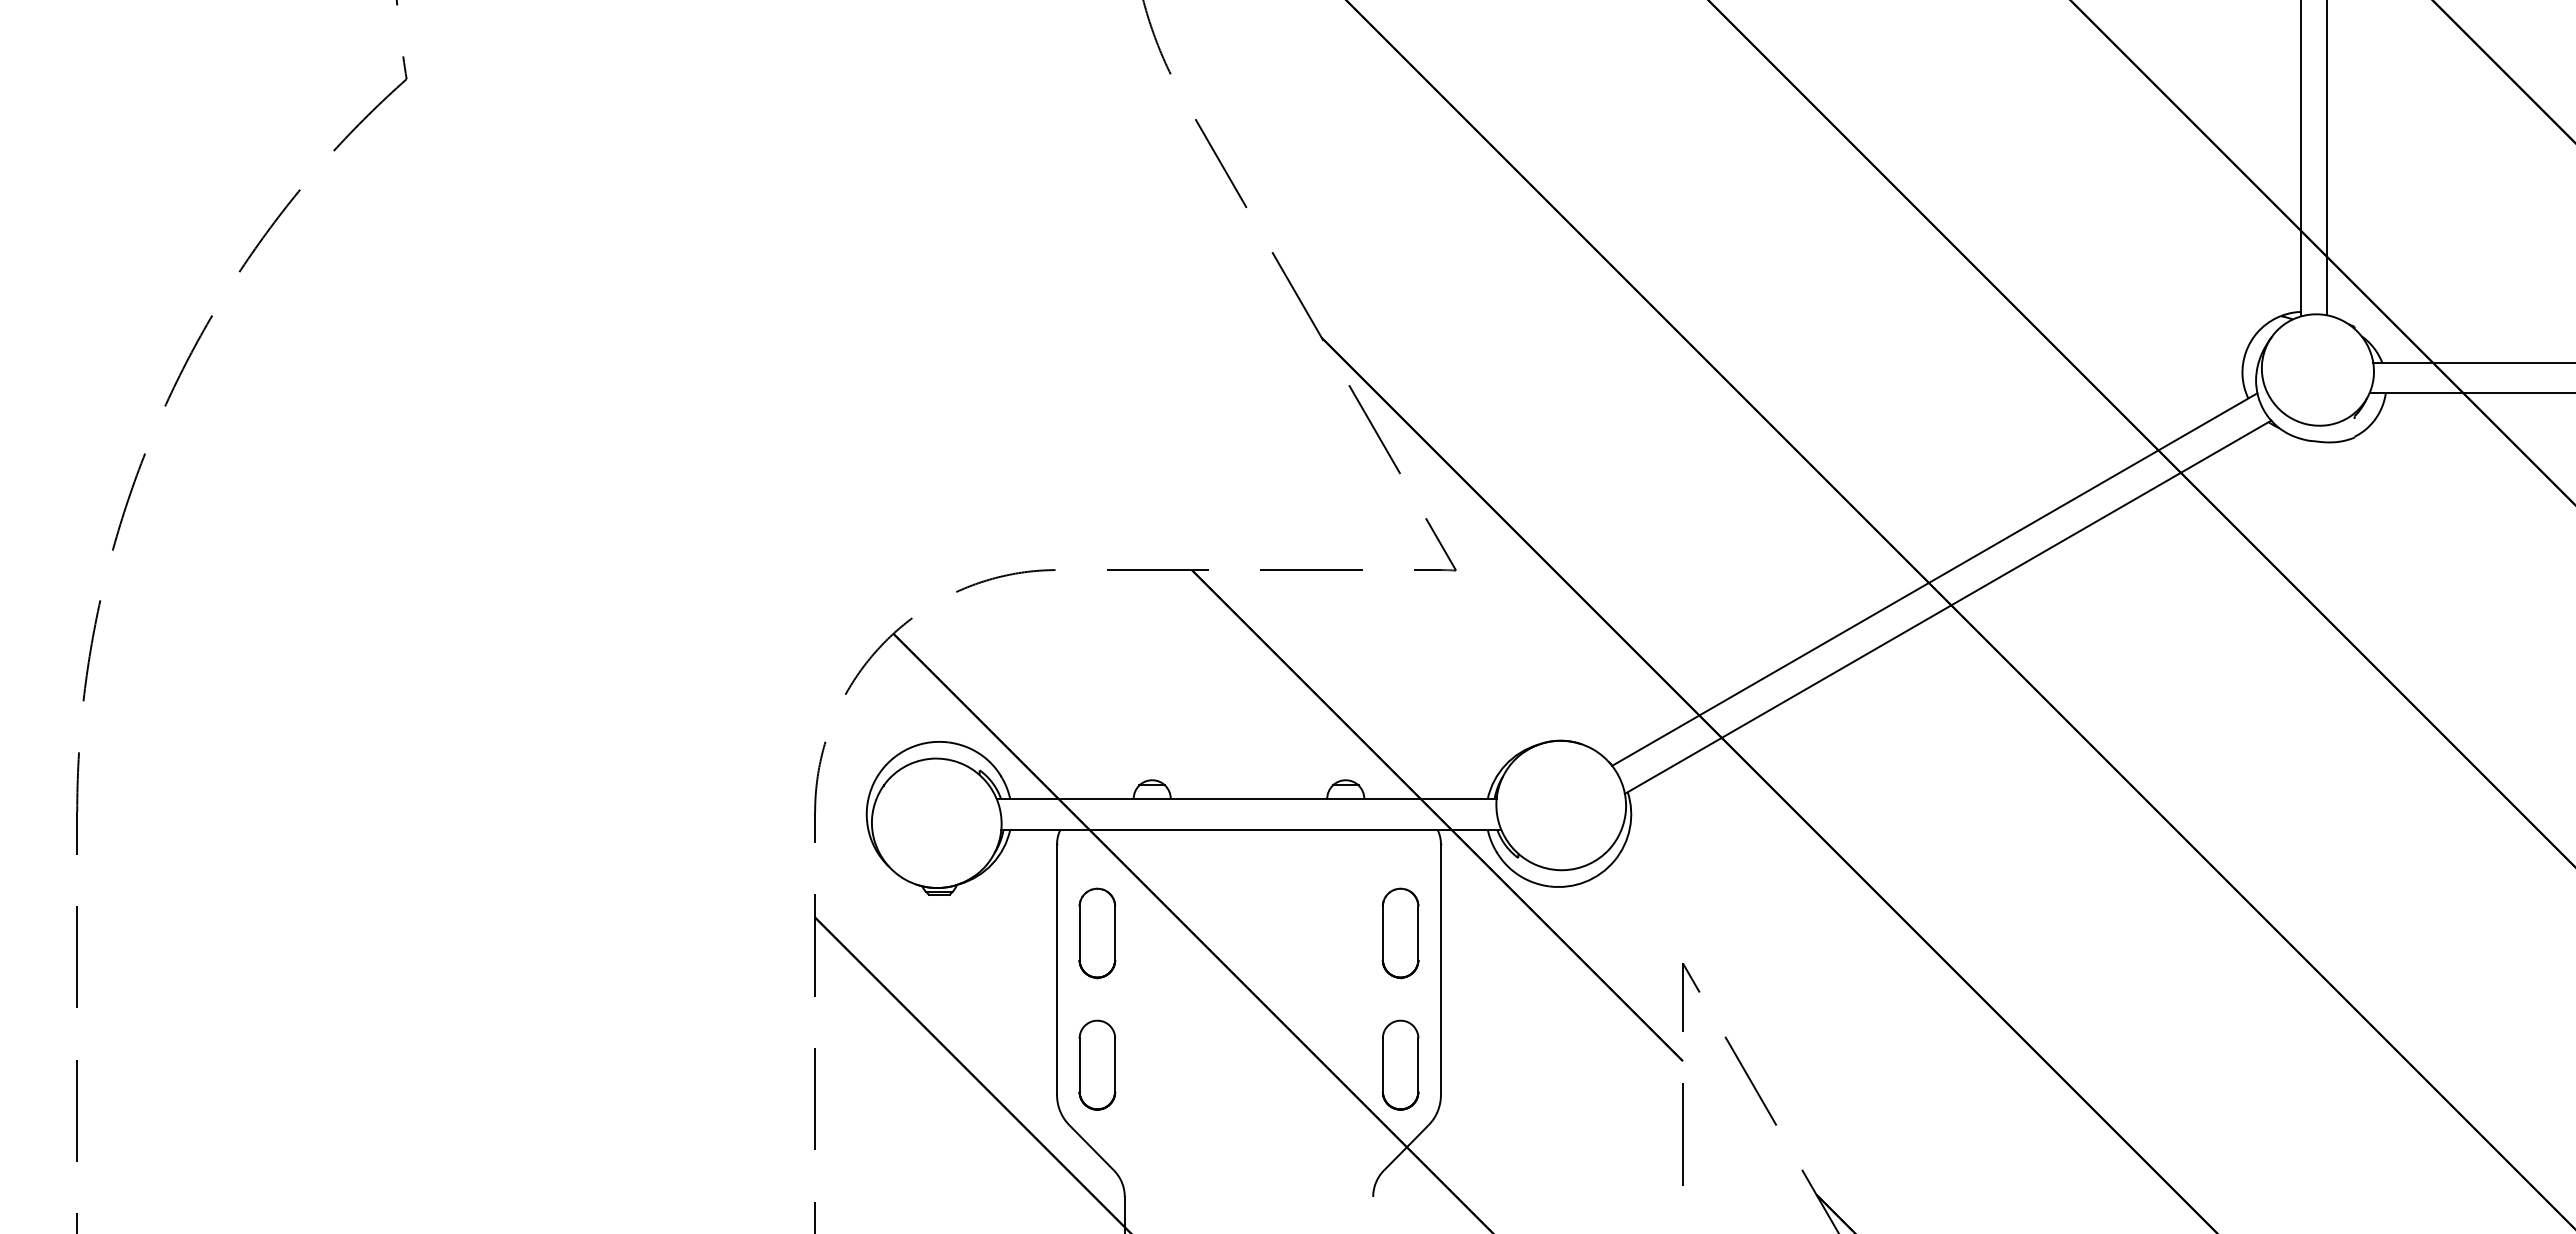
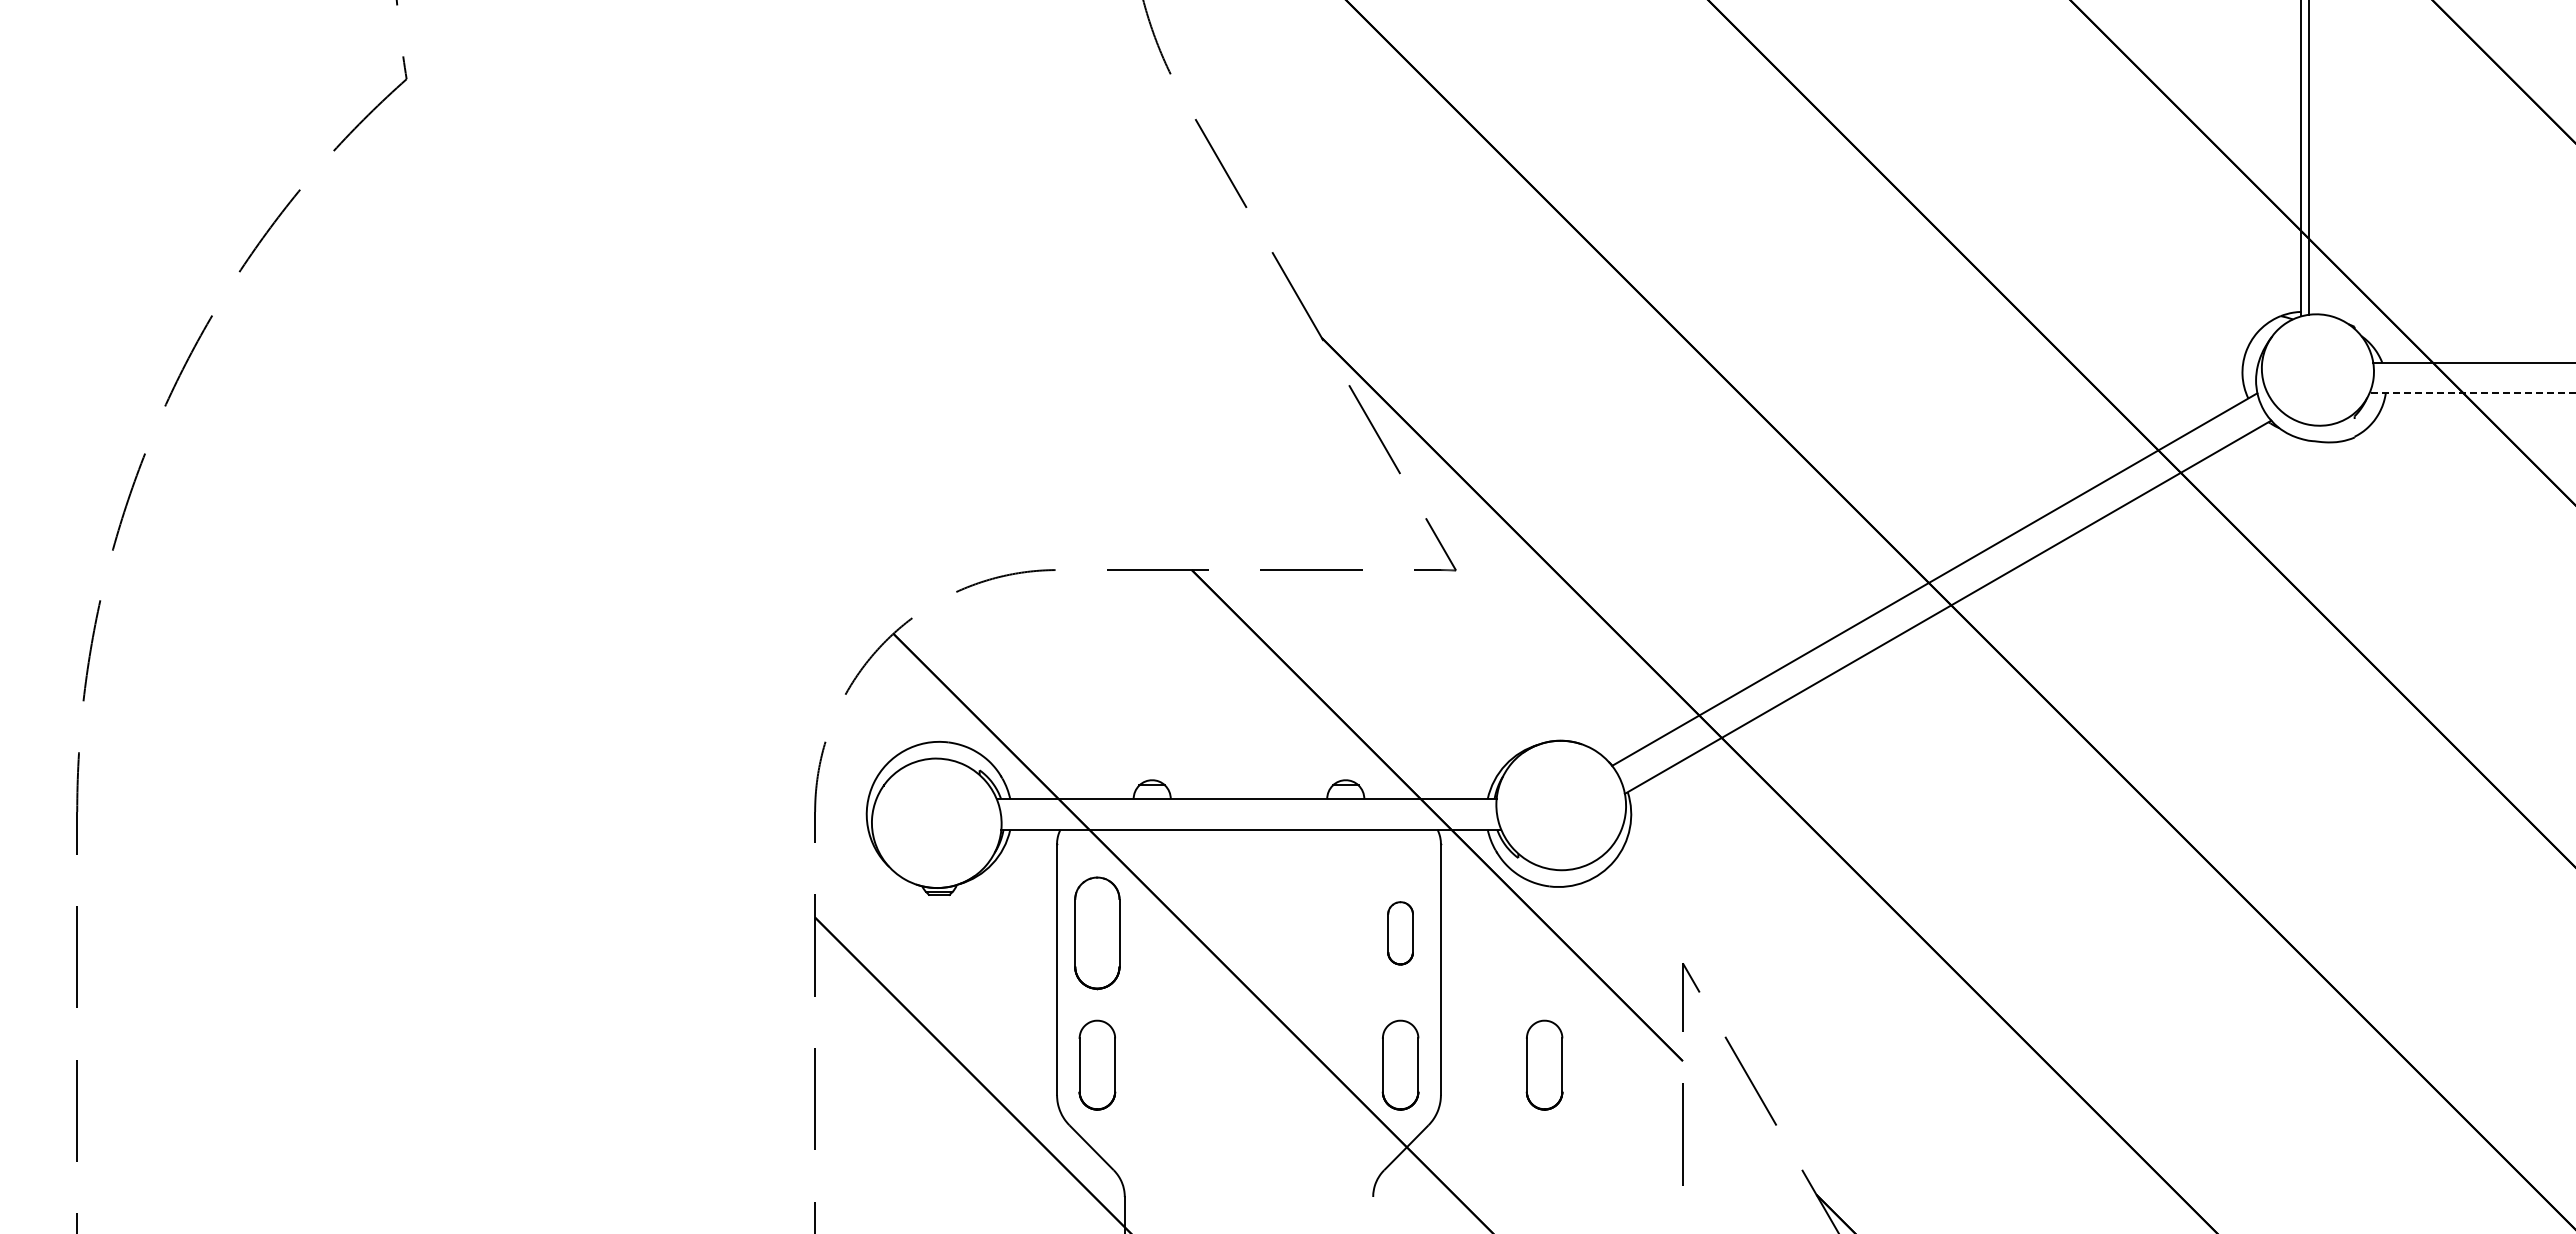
line position: (2327, 158) -> (2309, 158) (2309, 158)
line: solid -> dashed (2472, 393)
part size: 39x93 px -> 47x115 px (1097, 933)
part size: 39x93 px -> 27x65 px (1400, 933)
part: none -> present (1544, 1064)
